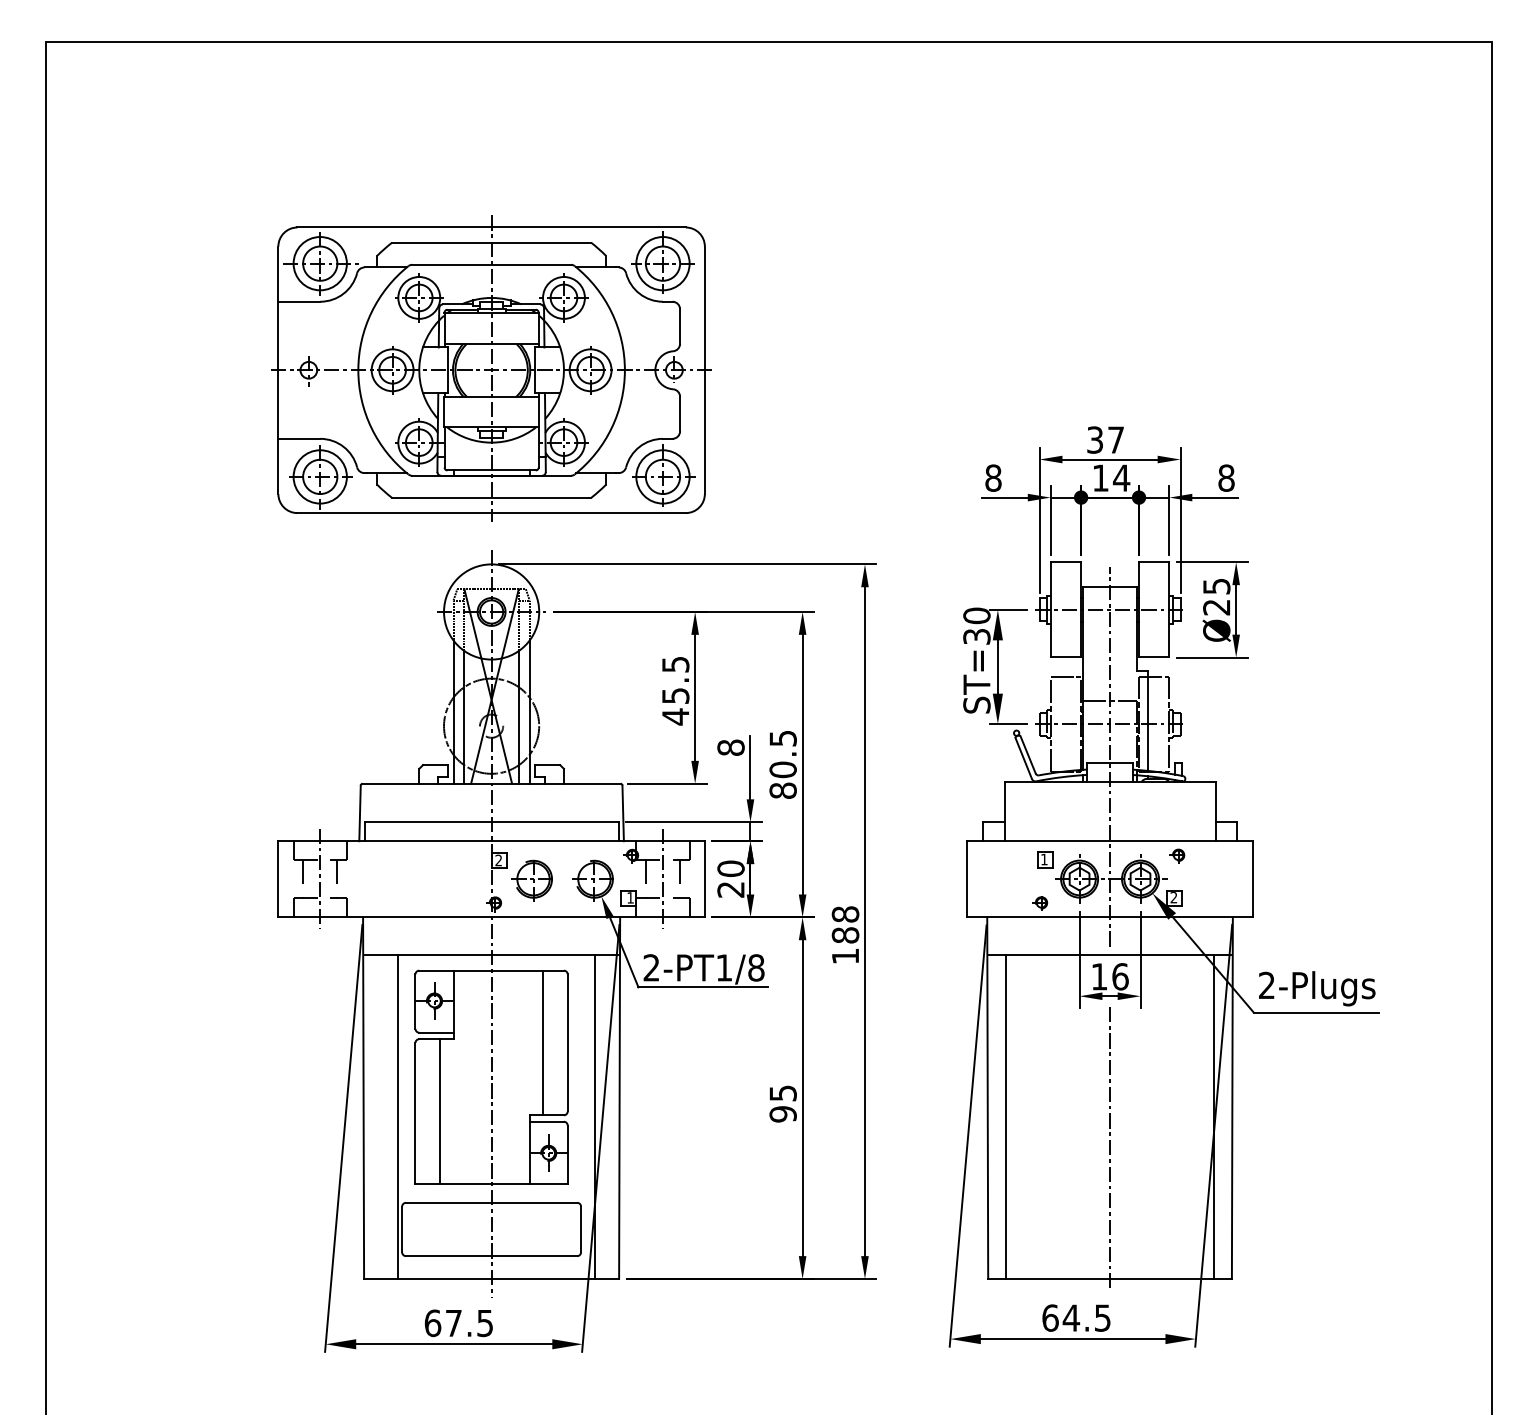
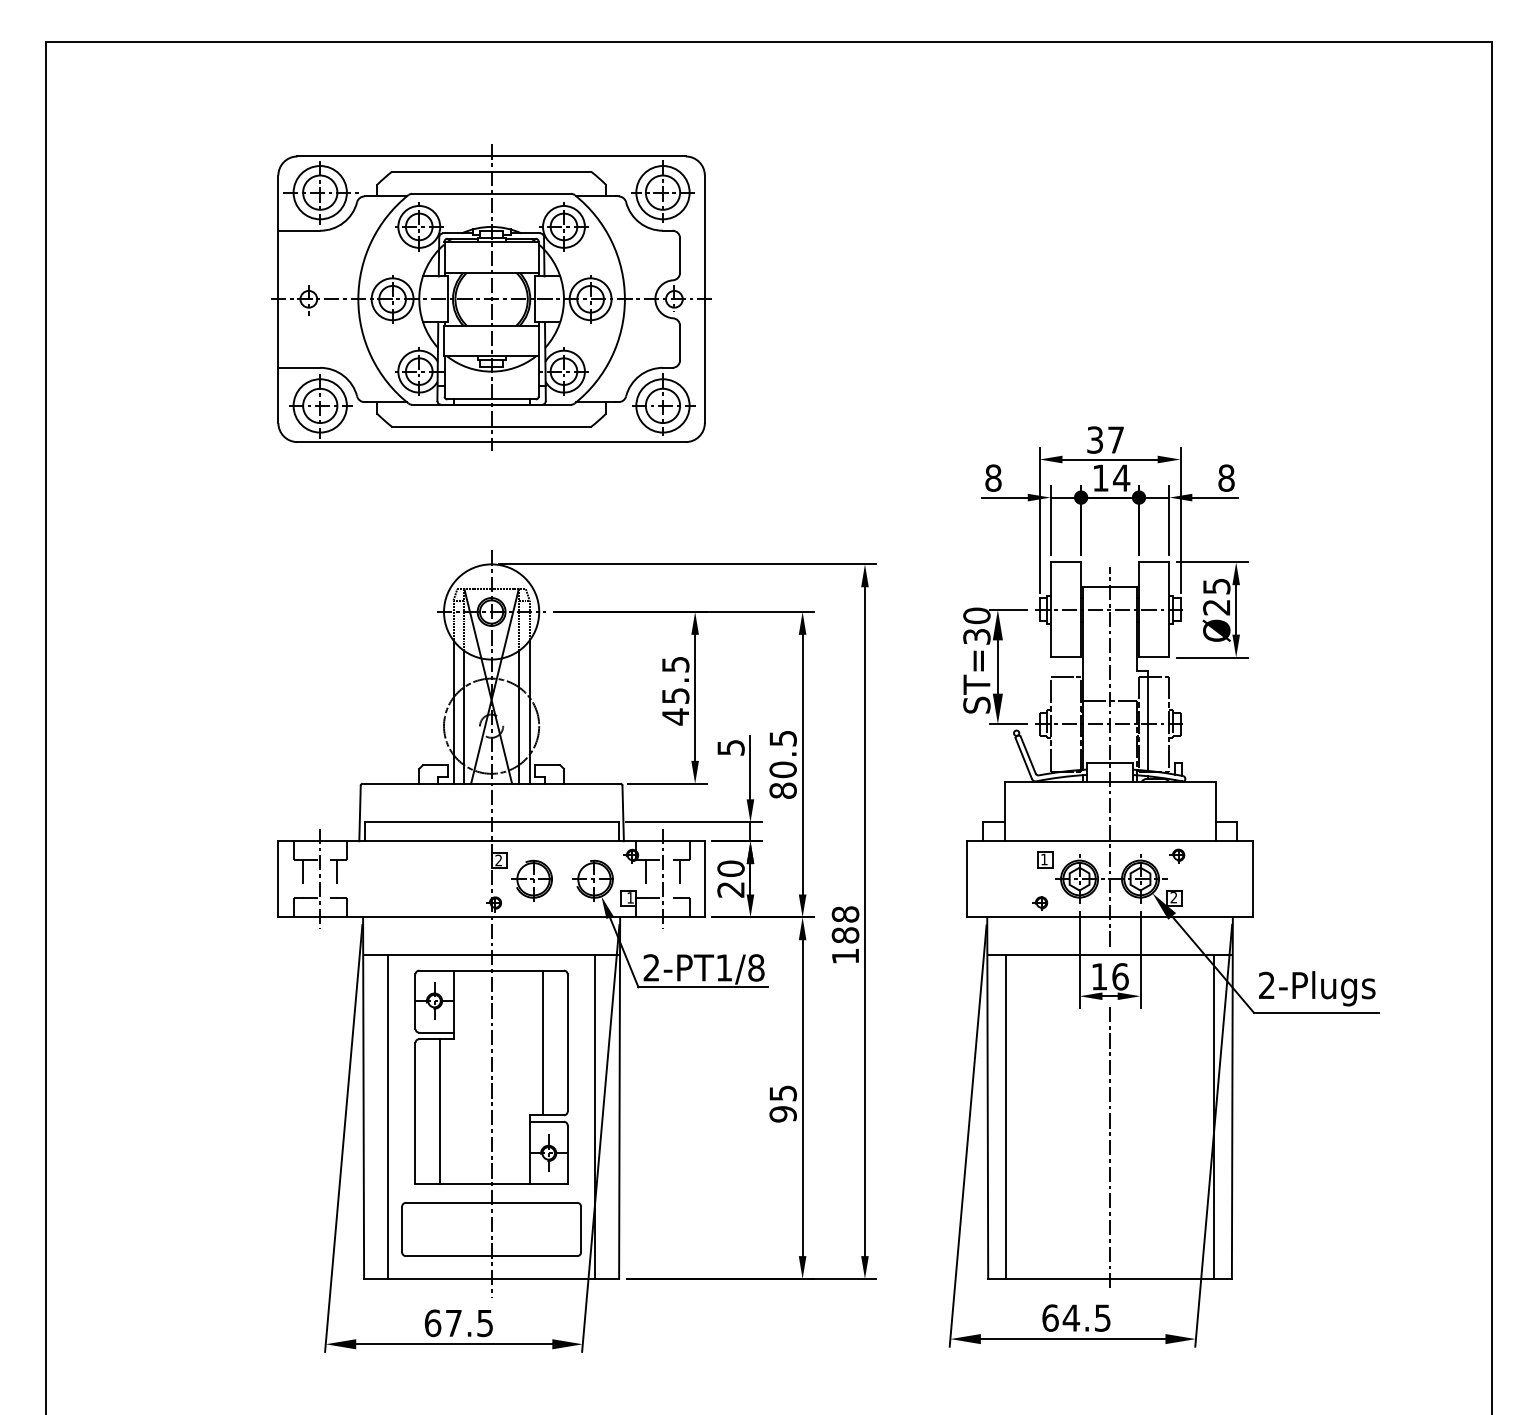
part position: (491, 368) -> (491, 297) (491, 297)
text: 8 -> 5 (730, 747)
line position: (397, 1116) -> (387, 1116) (387, 1116)
